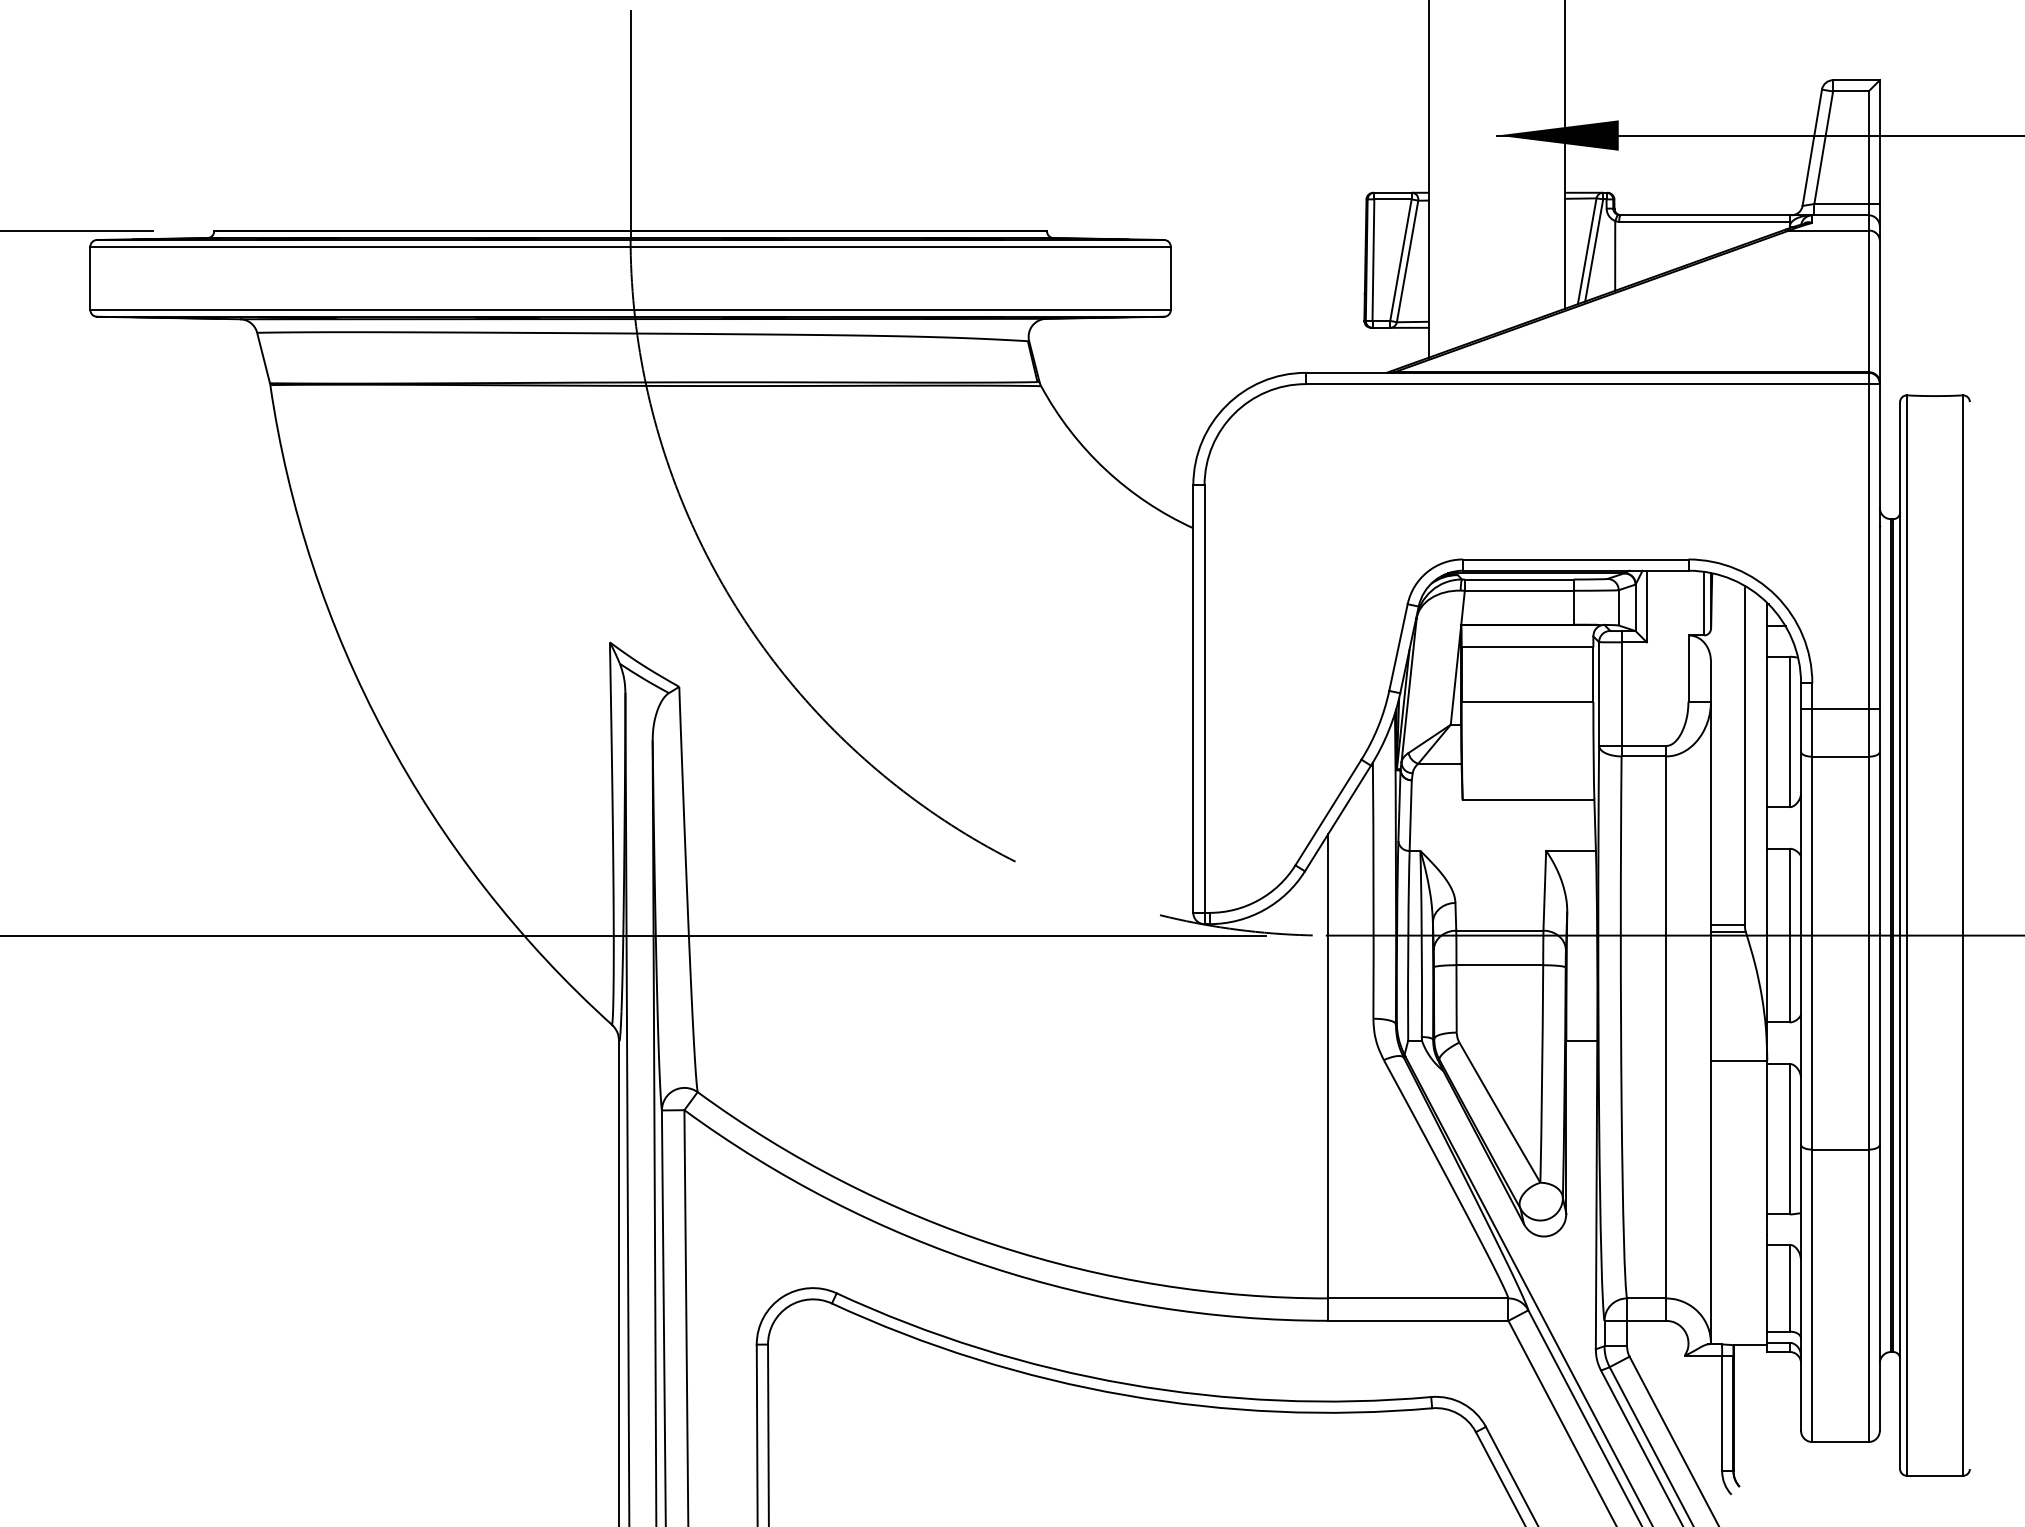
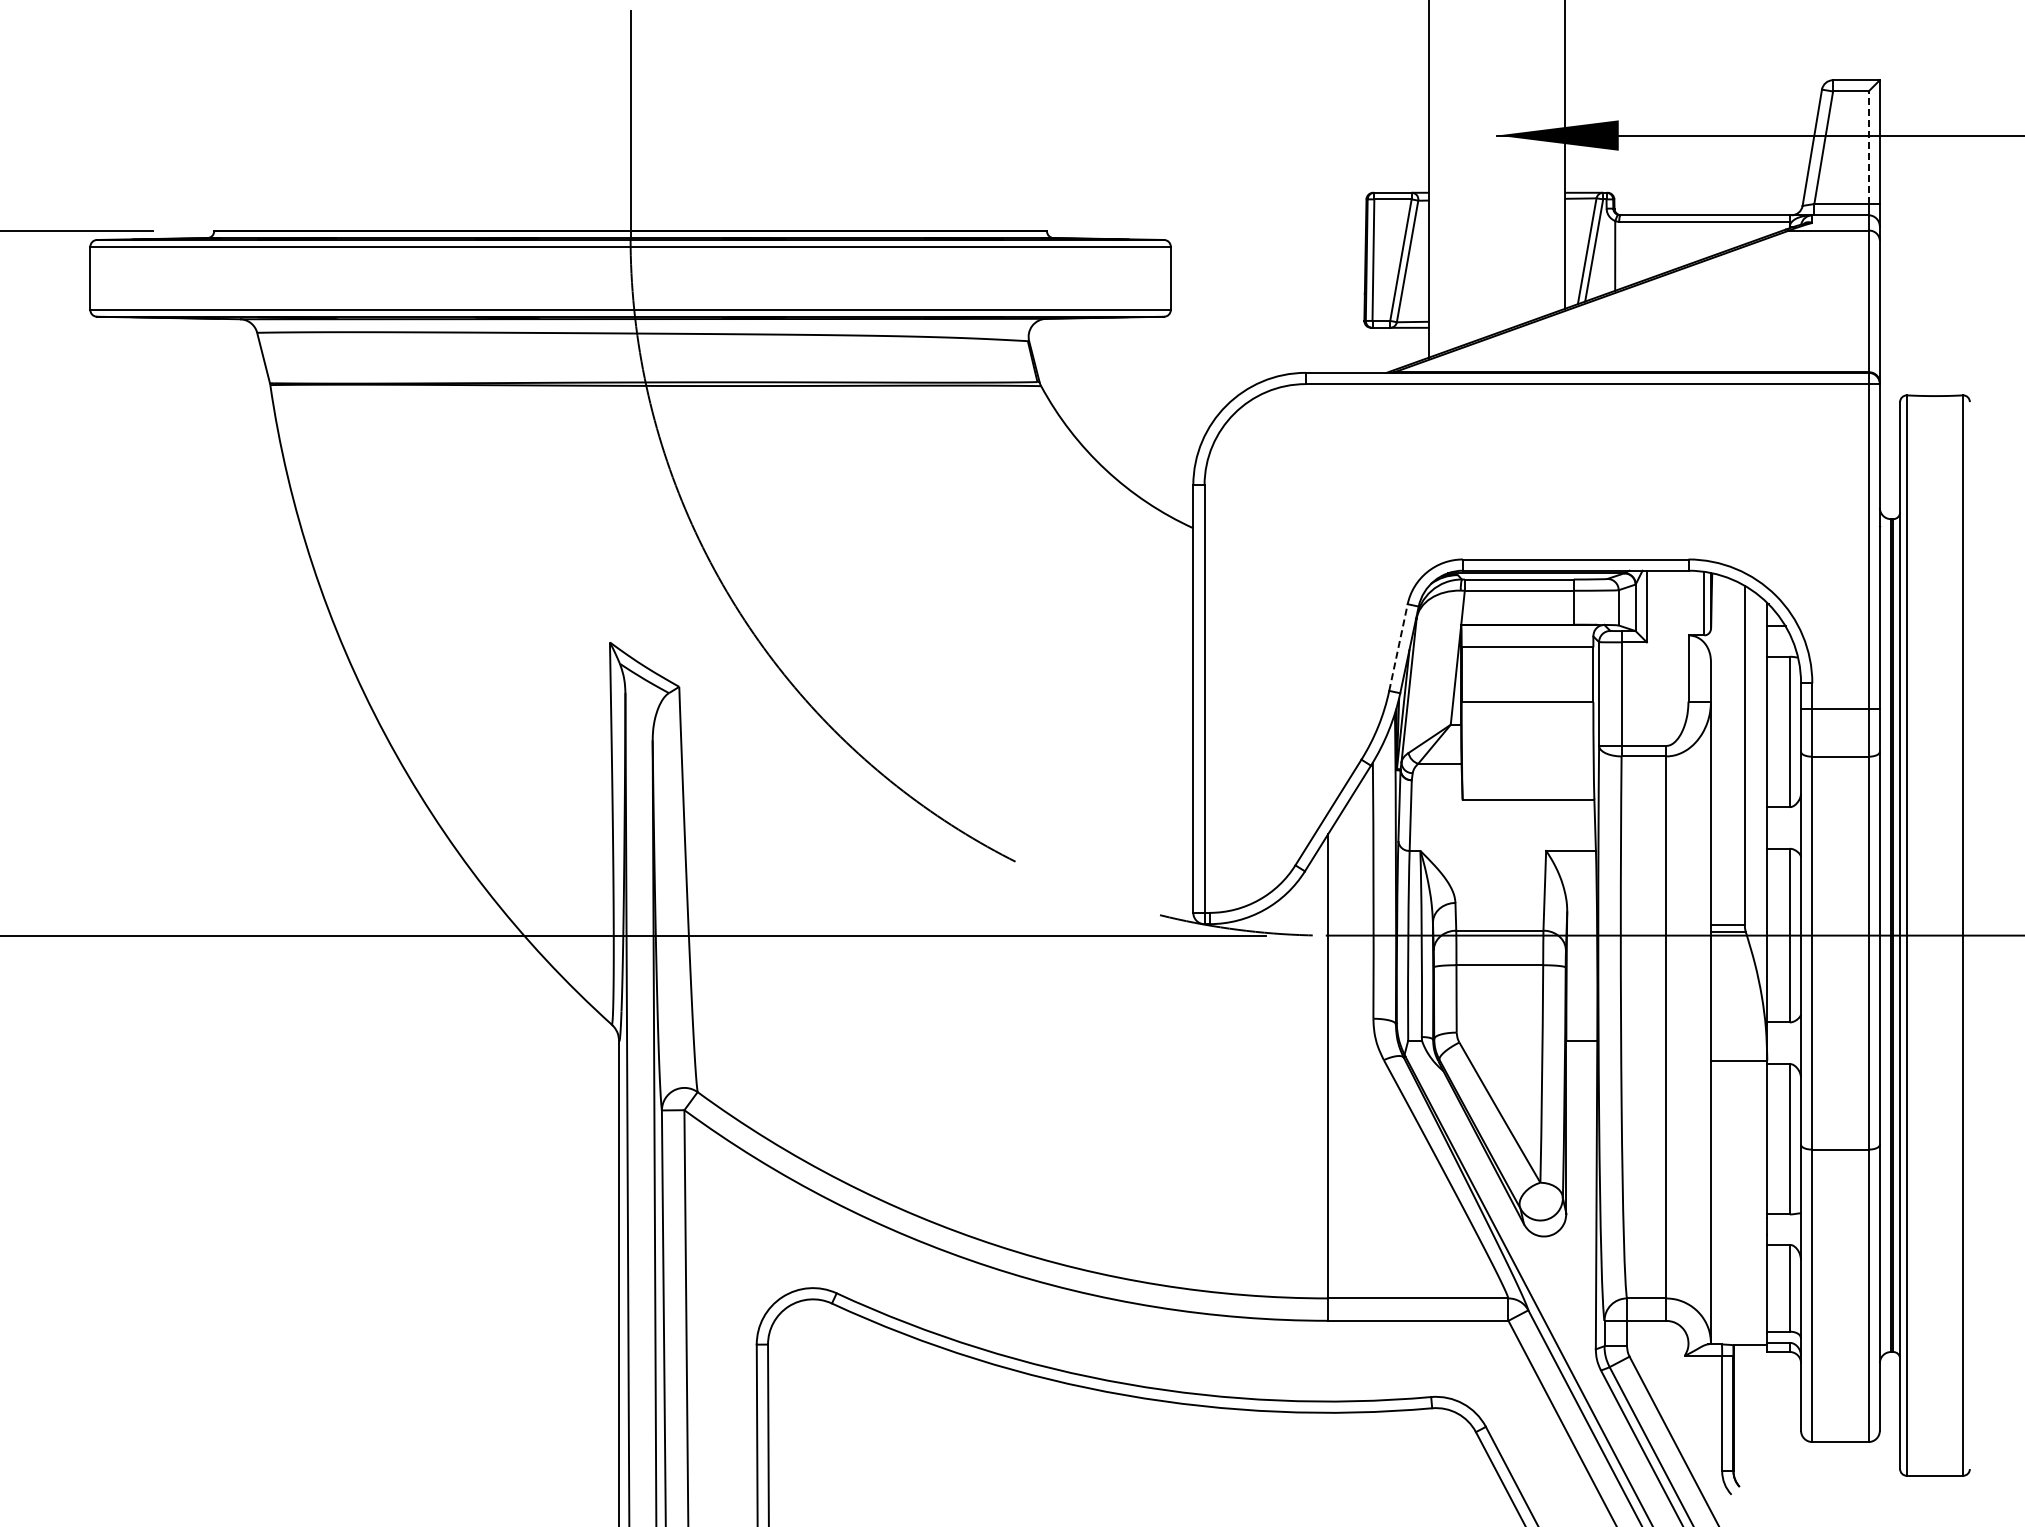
line: solid -> dashed (1868, 147)
line: solid -> dashed (1398, 647)
